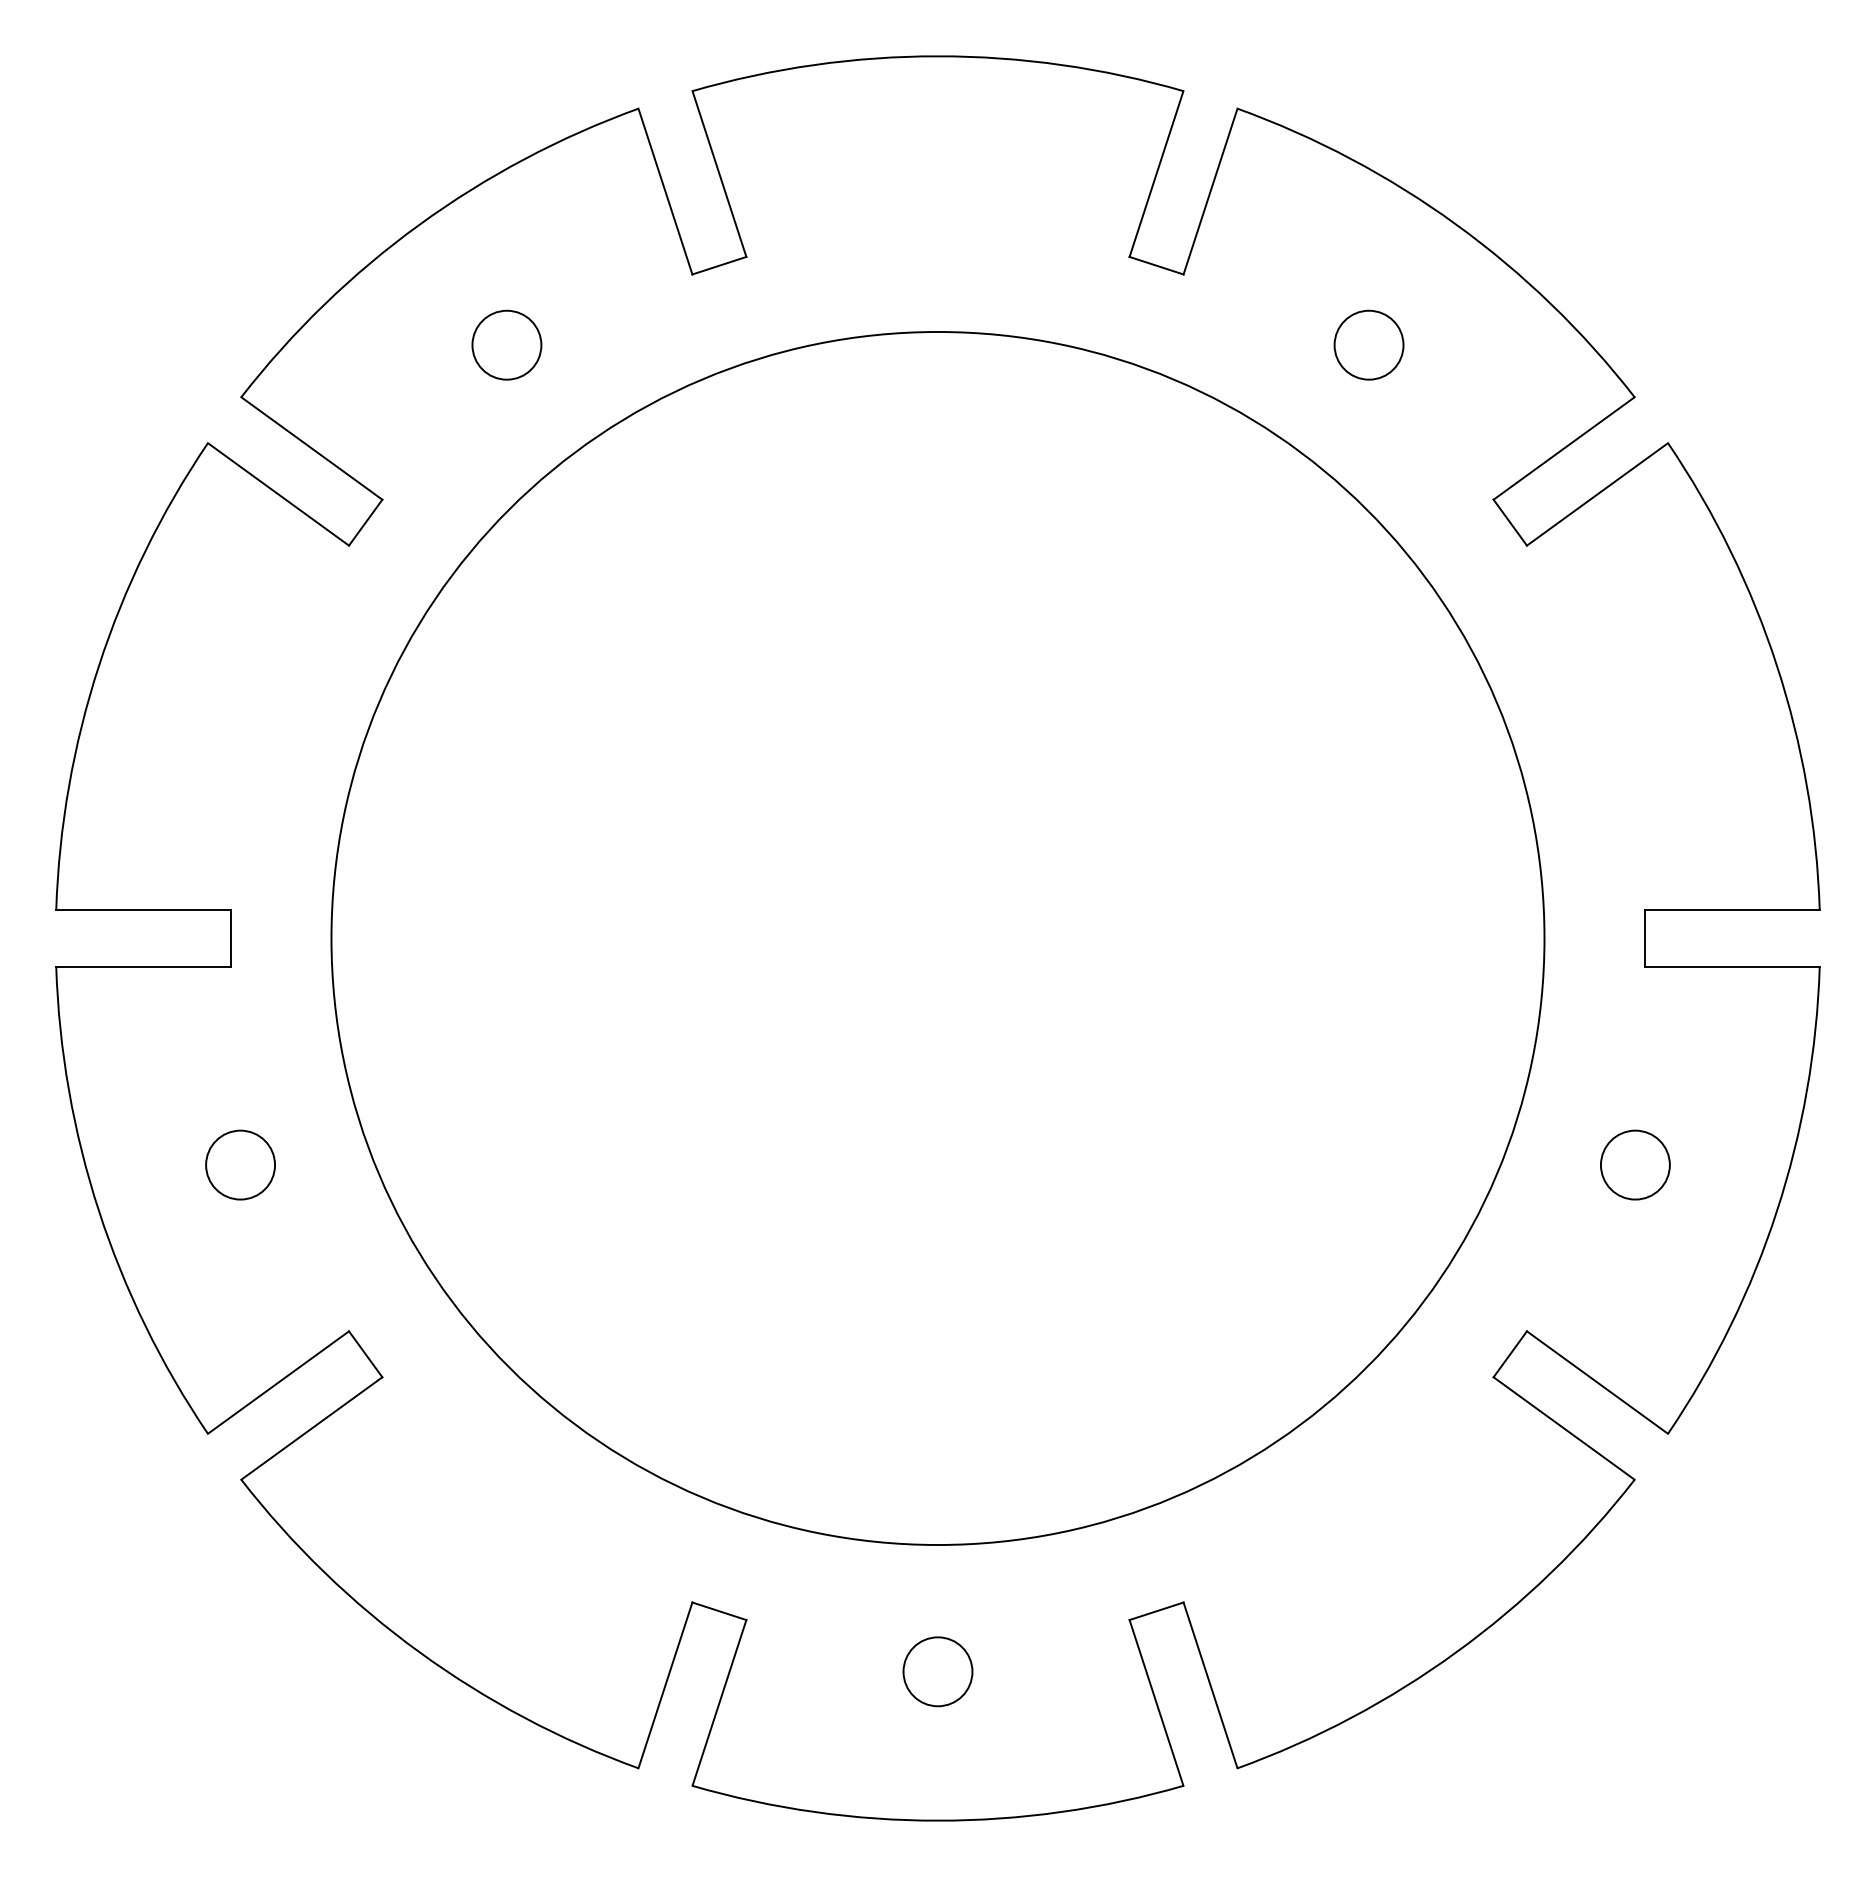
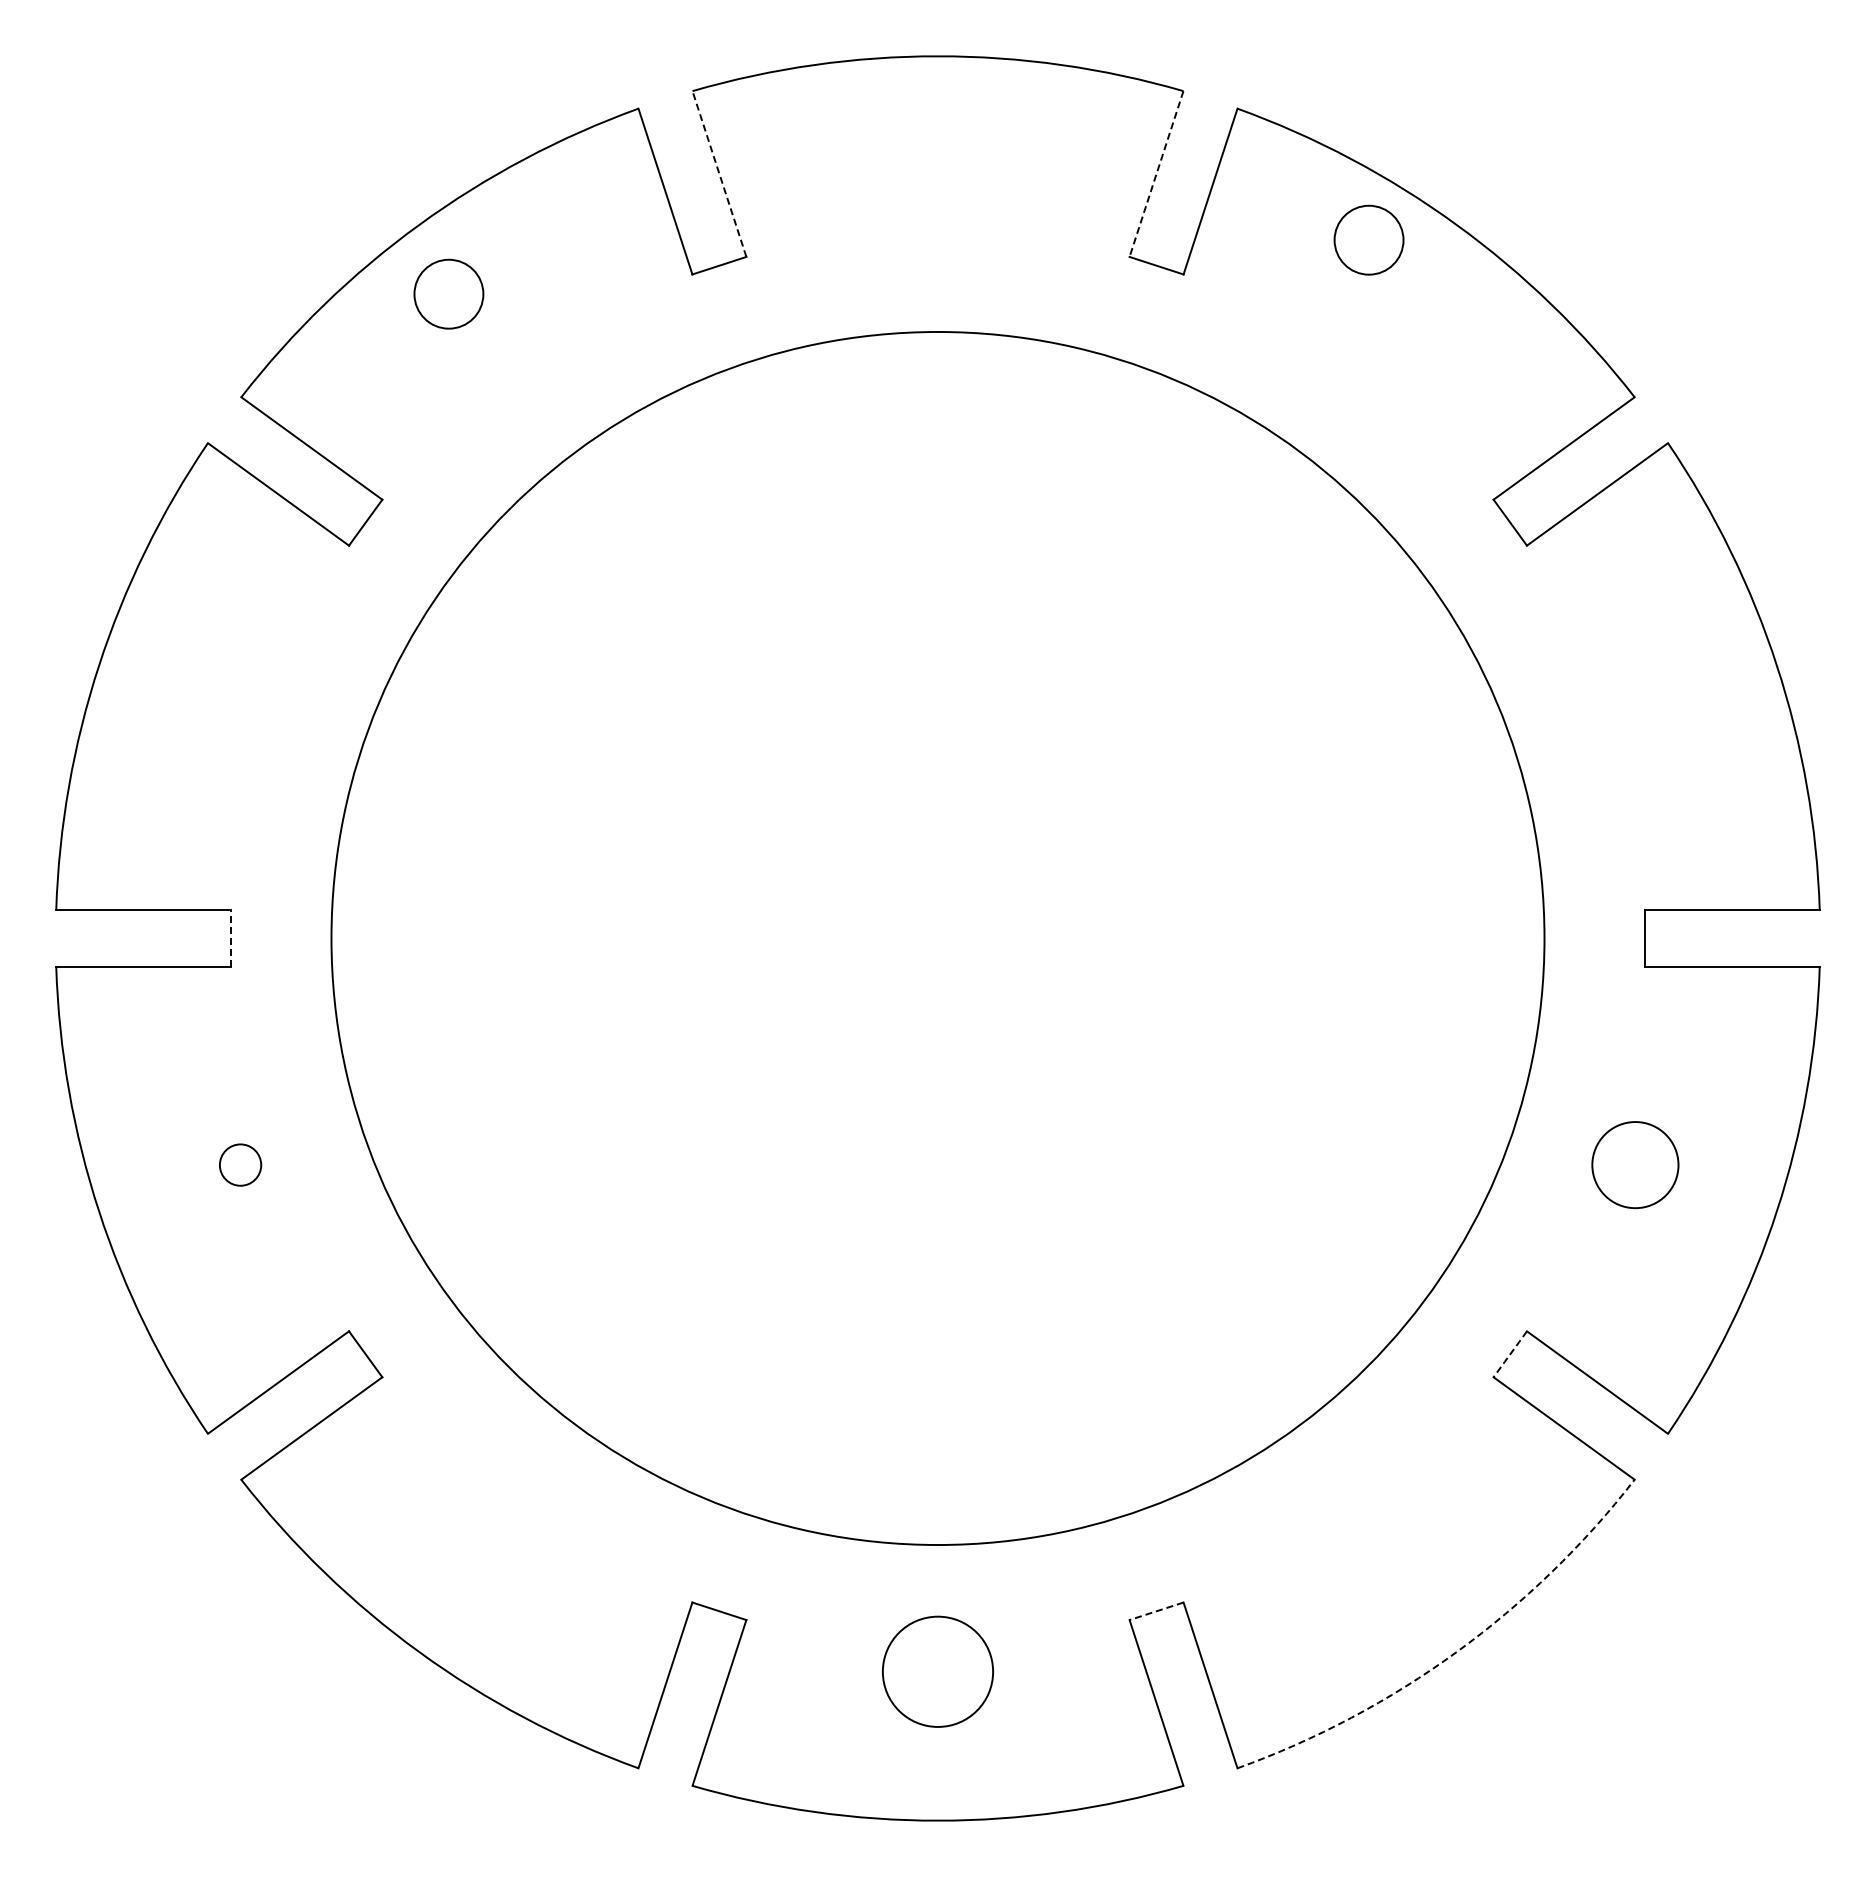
line: solid -> dashed (719, 173)
line: solid -> dashed (1156, 174)
circle position: (506, 344) -> (448, 293) (448, 293)
circle position: (1368, 344) -> (1368, 239) (1368, 239)
line: solid -> dashed (230, 938)
circle diameter: 69 px -> 41 px (240, 1164)
circle diameter: 69 px -> 86 px (1635, 1165)
line: solid -> dashed (1510, 1354)
line: solid -> dashed (1156, 1611)
arc: solid -> dashed (1456, 1652)
circle diameter: 69 px -> 110 px (937, 1671)
